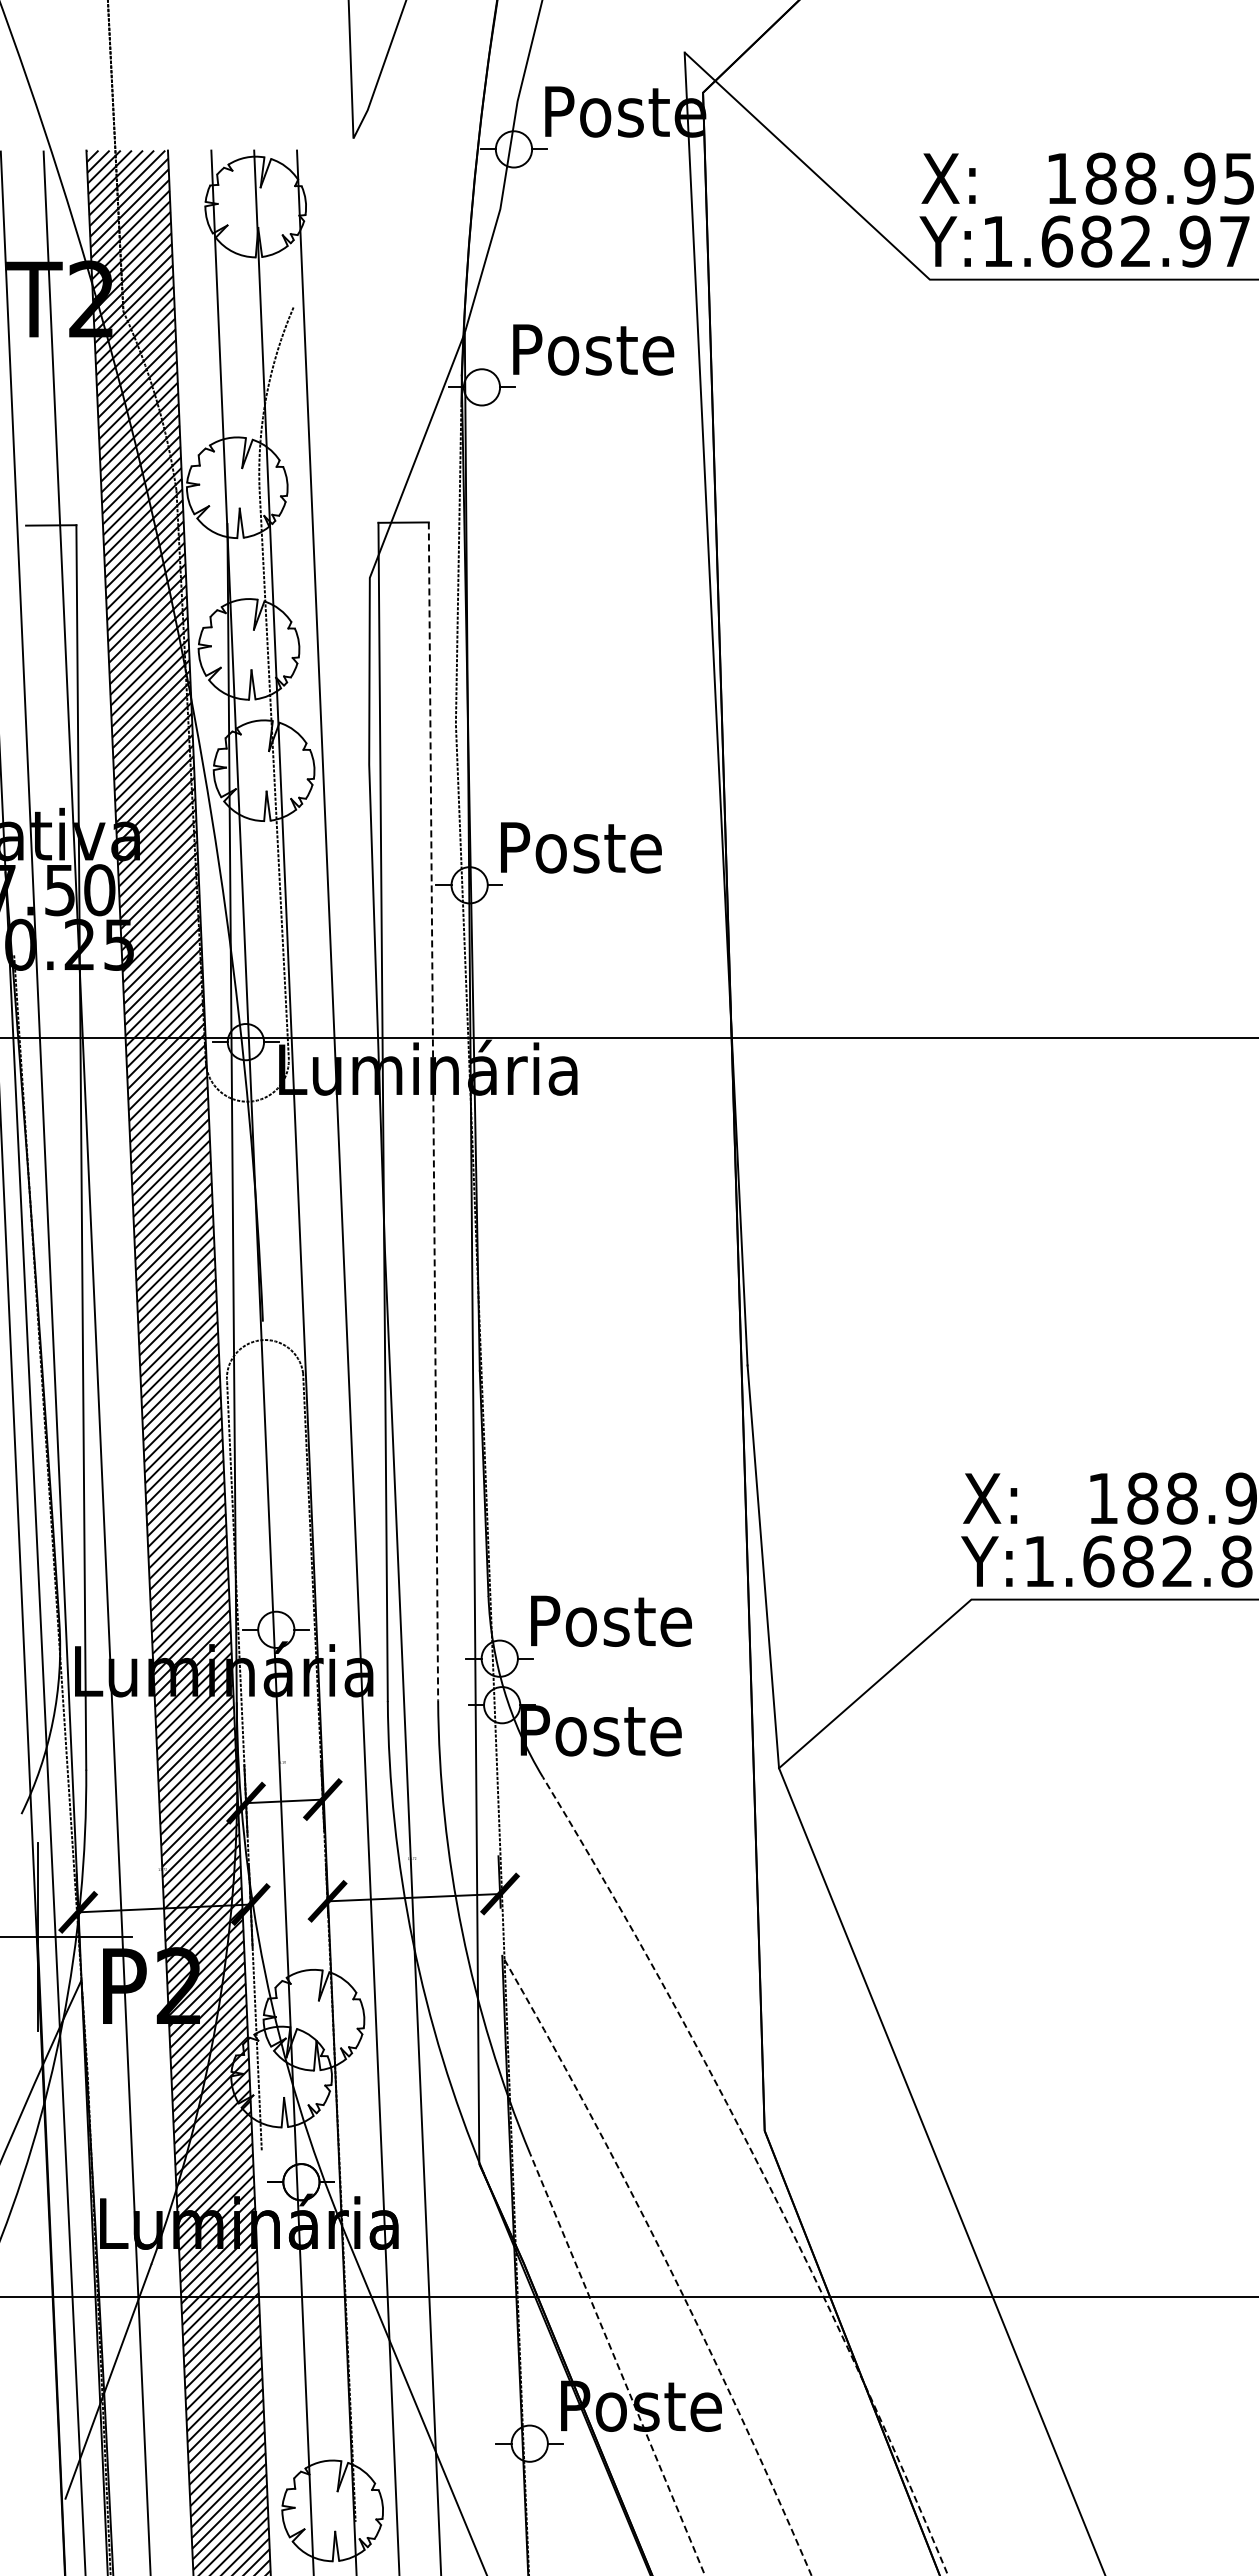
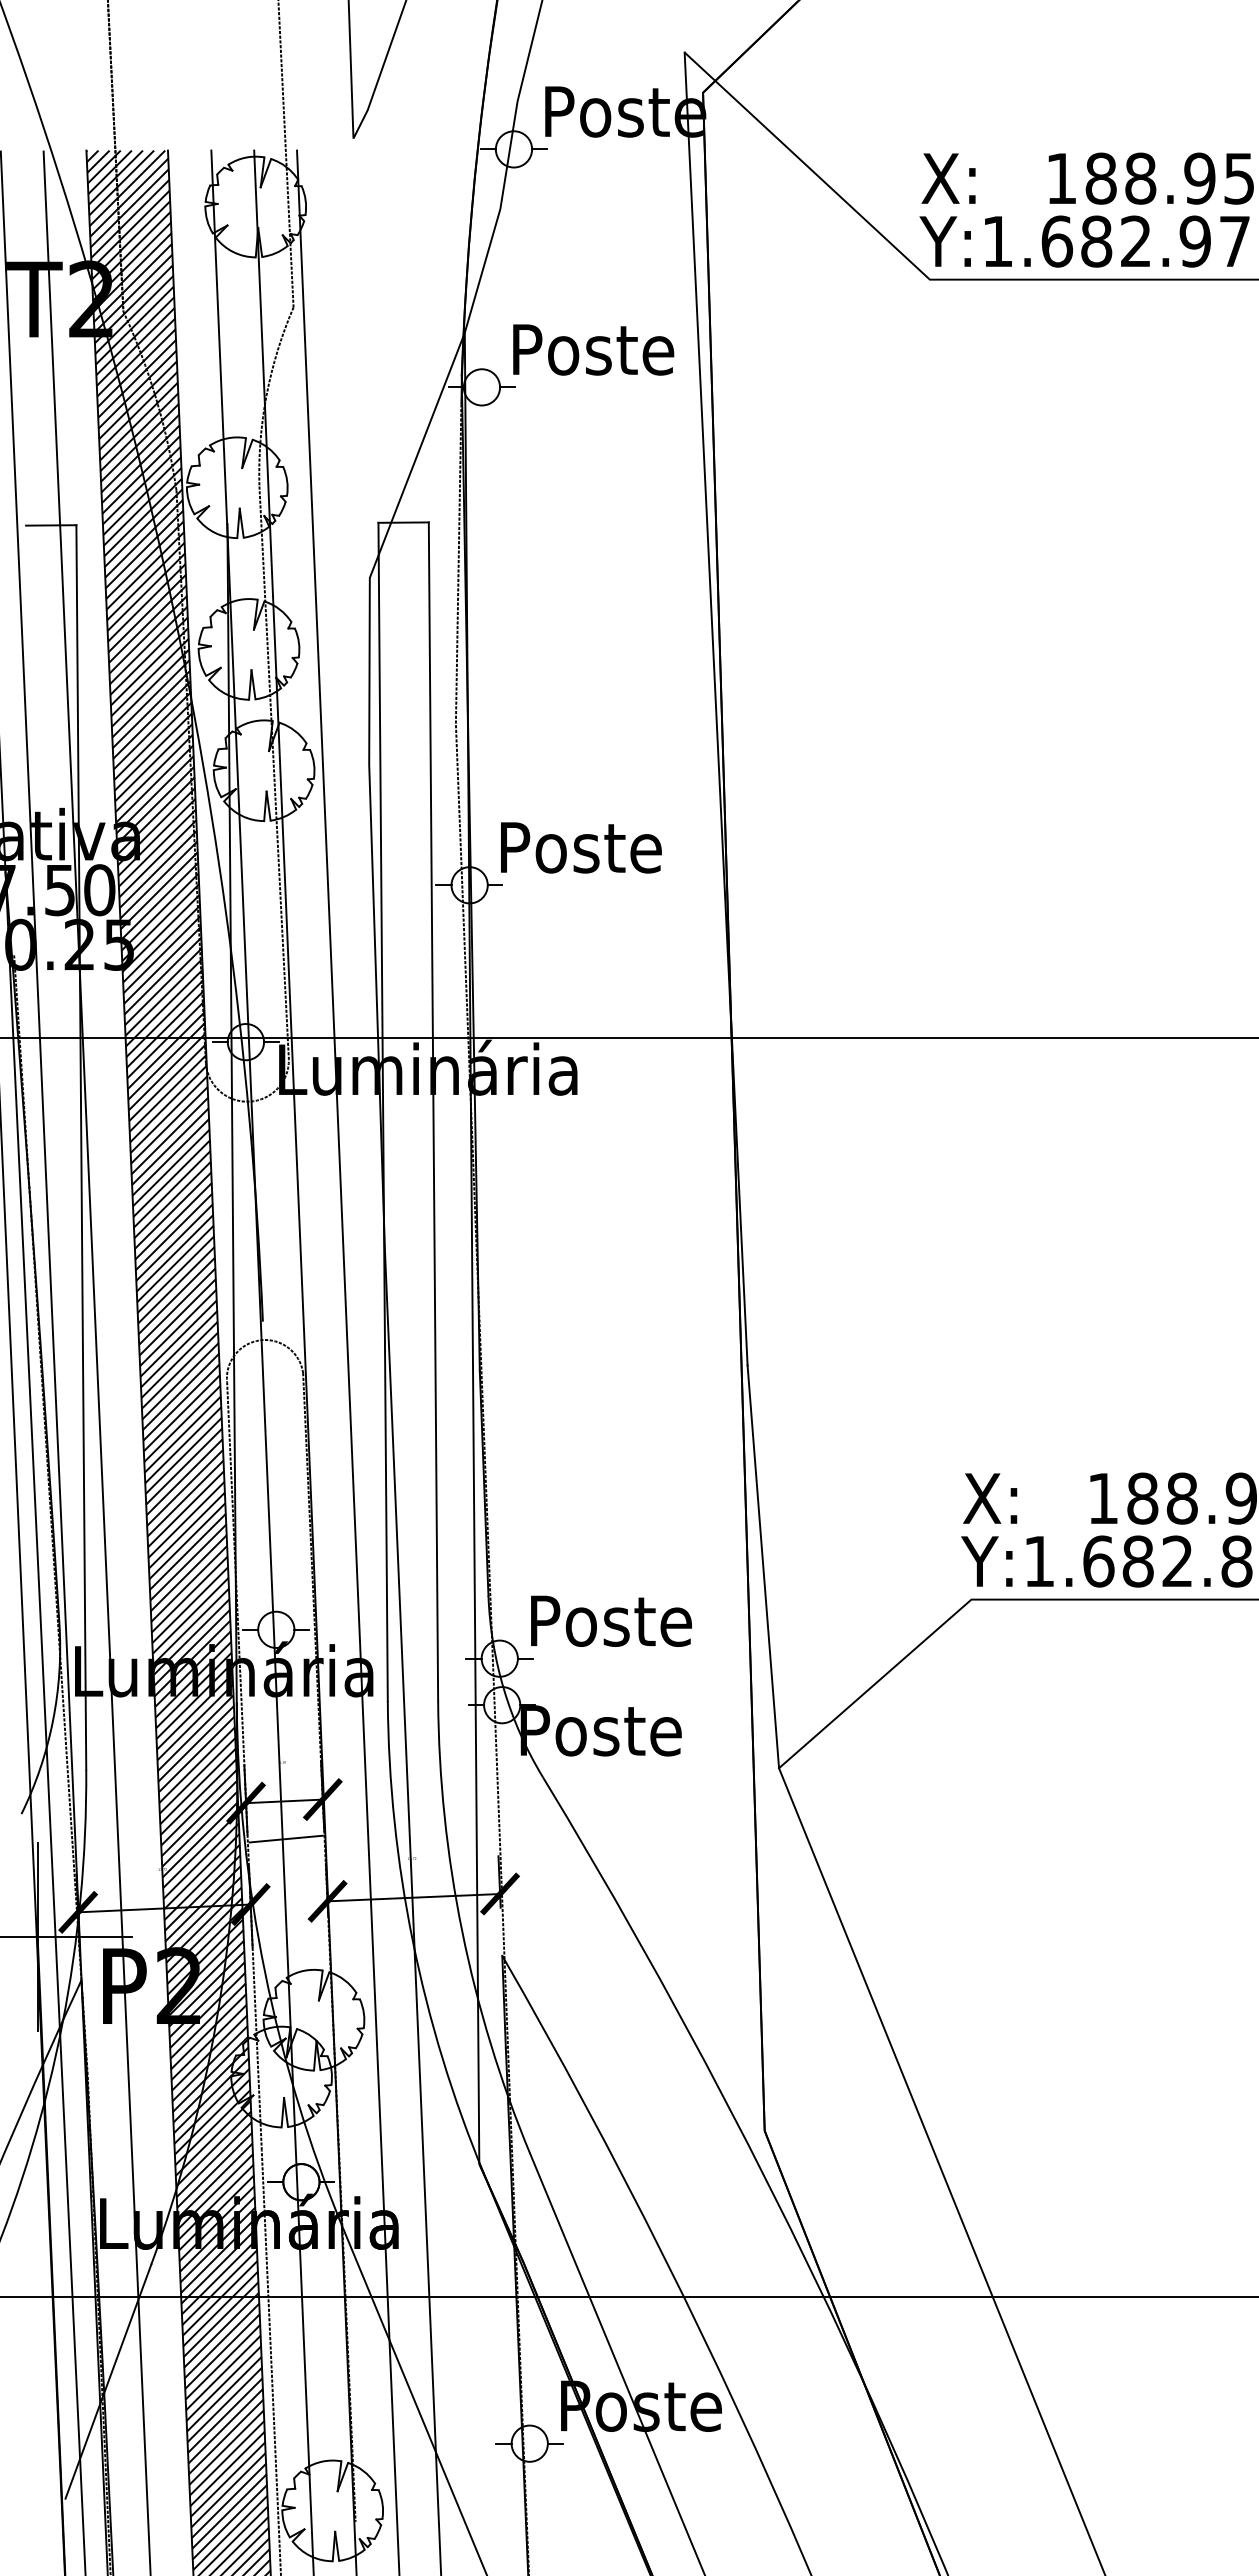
line: none -> present (285, 154)
line: dashed -> solid (433, 1112)
line: none -> present (285, 1838)
arc: dashed -> solid (760, 2169)
arc: dashed -> solid (666, 2261)
line: none -> present (270, 2361)
line: dashed -> solid (617, 2364)
